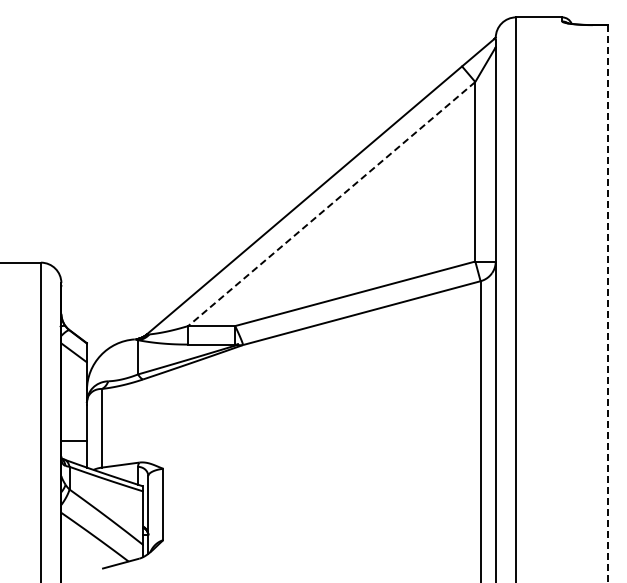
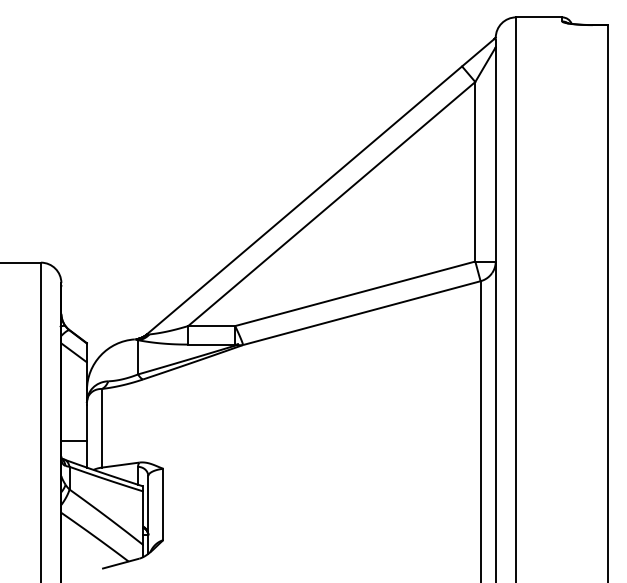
line: dashed -> solid (331, 204)
line: dashed -> solid (608, 304)
